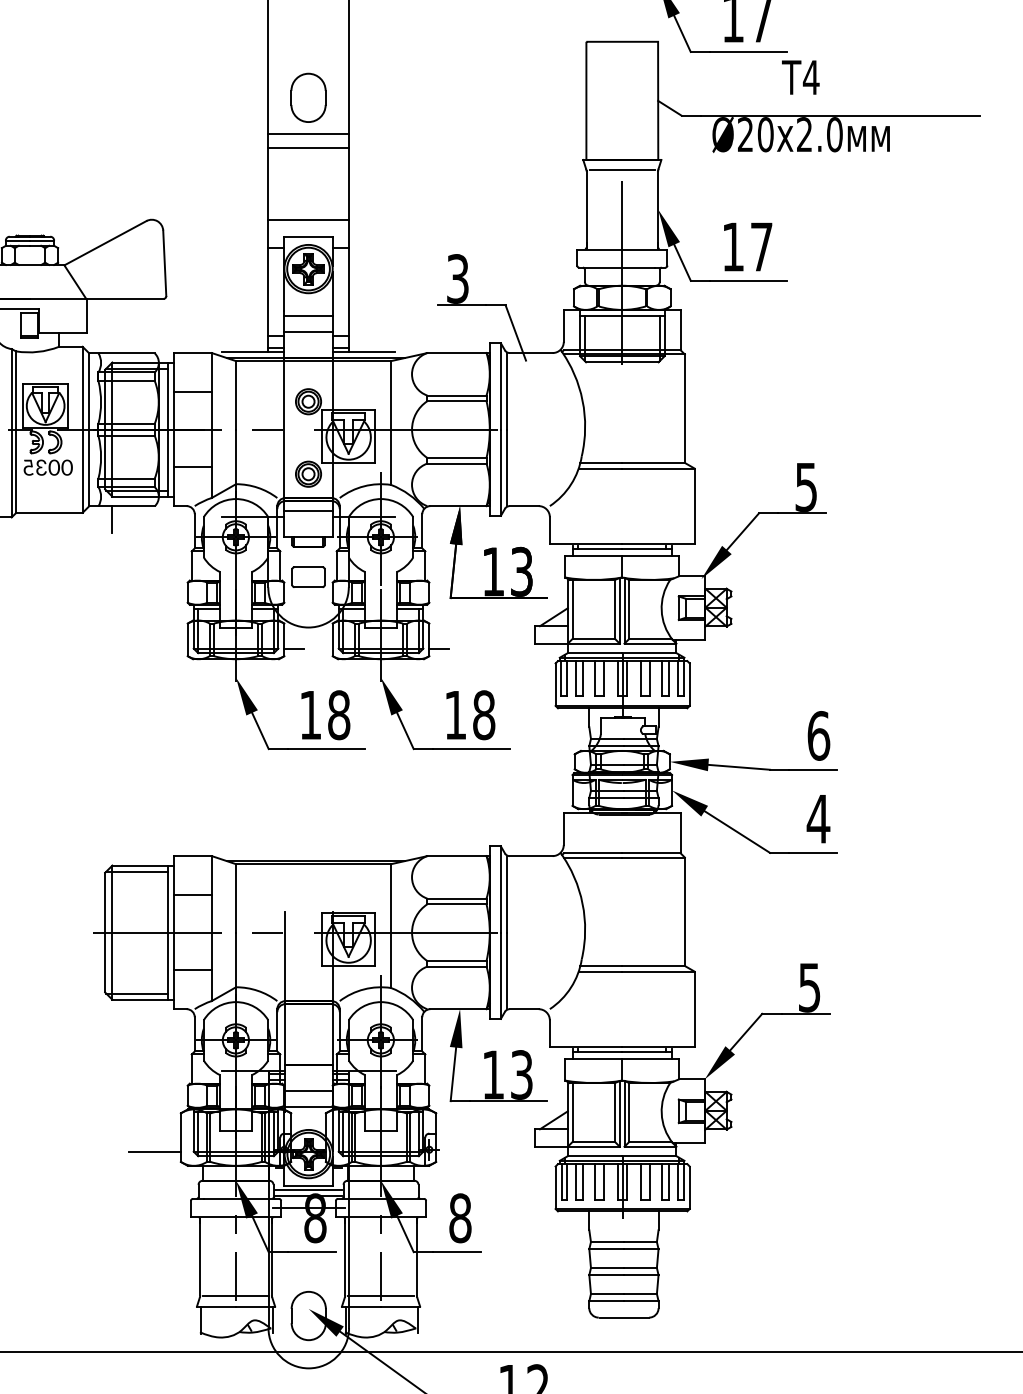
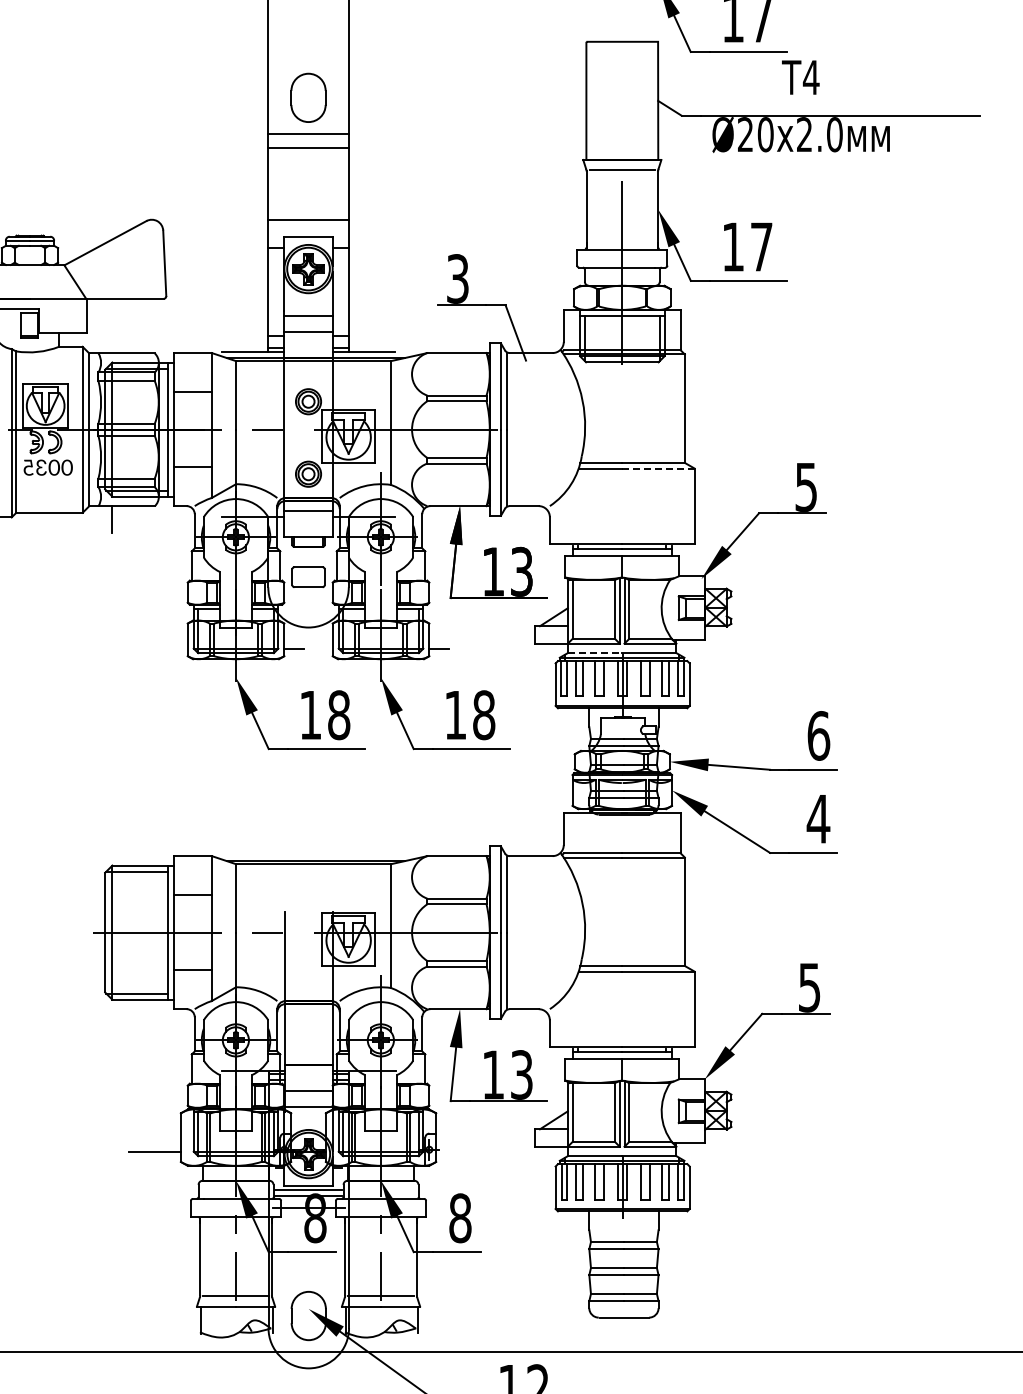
line: solid -> dashed (657, 468)
line: solid -> dashed (595, 653)
